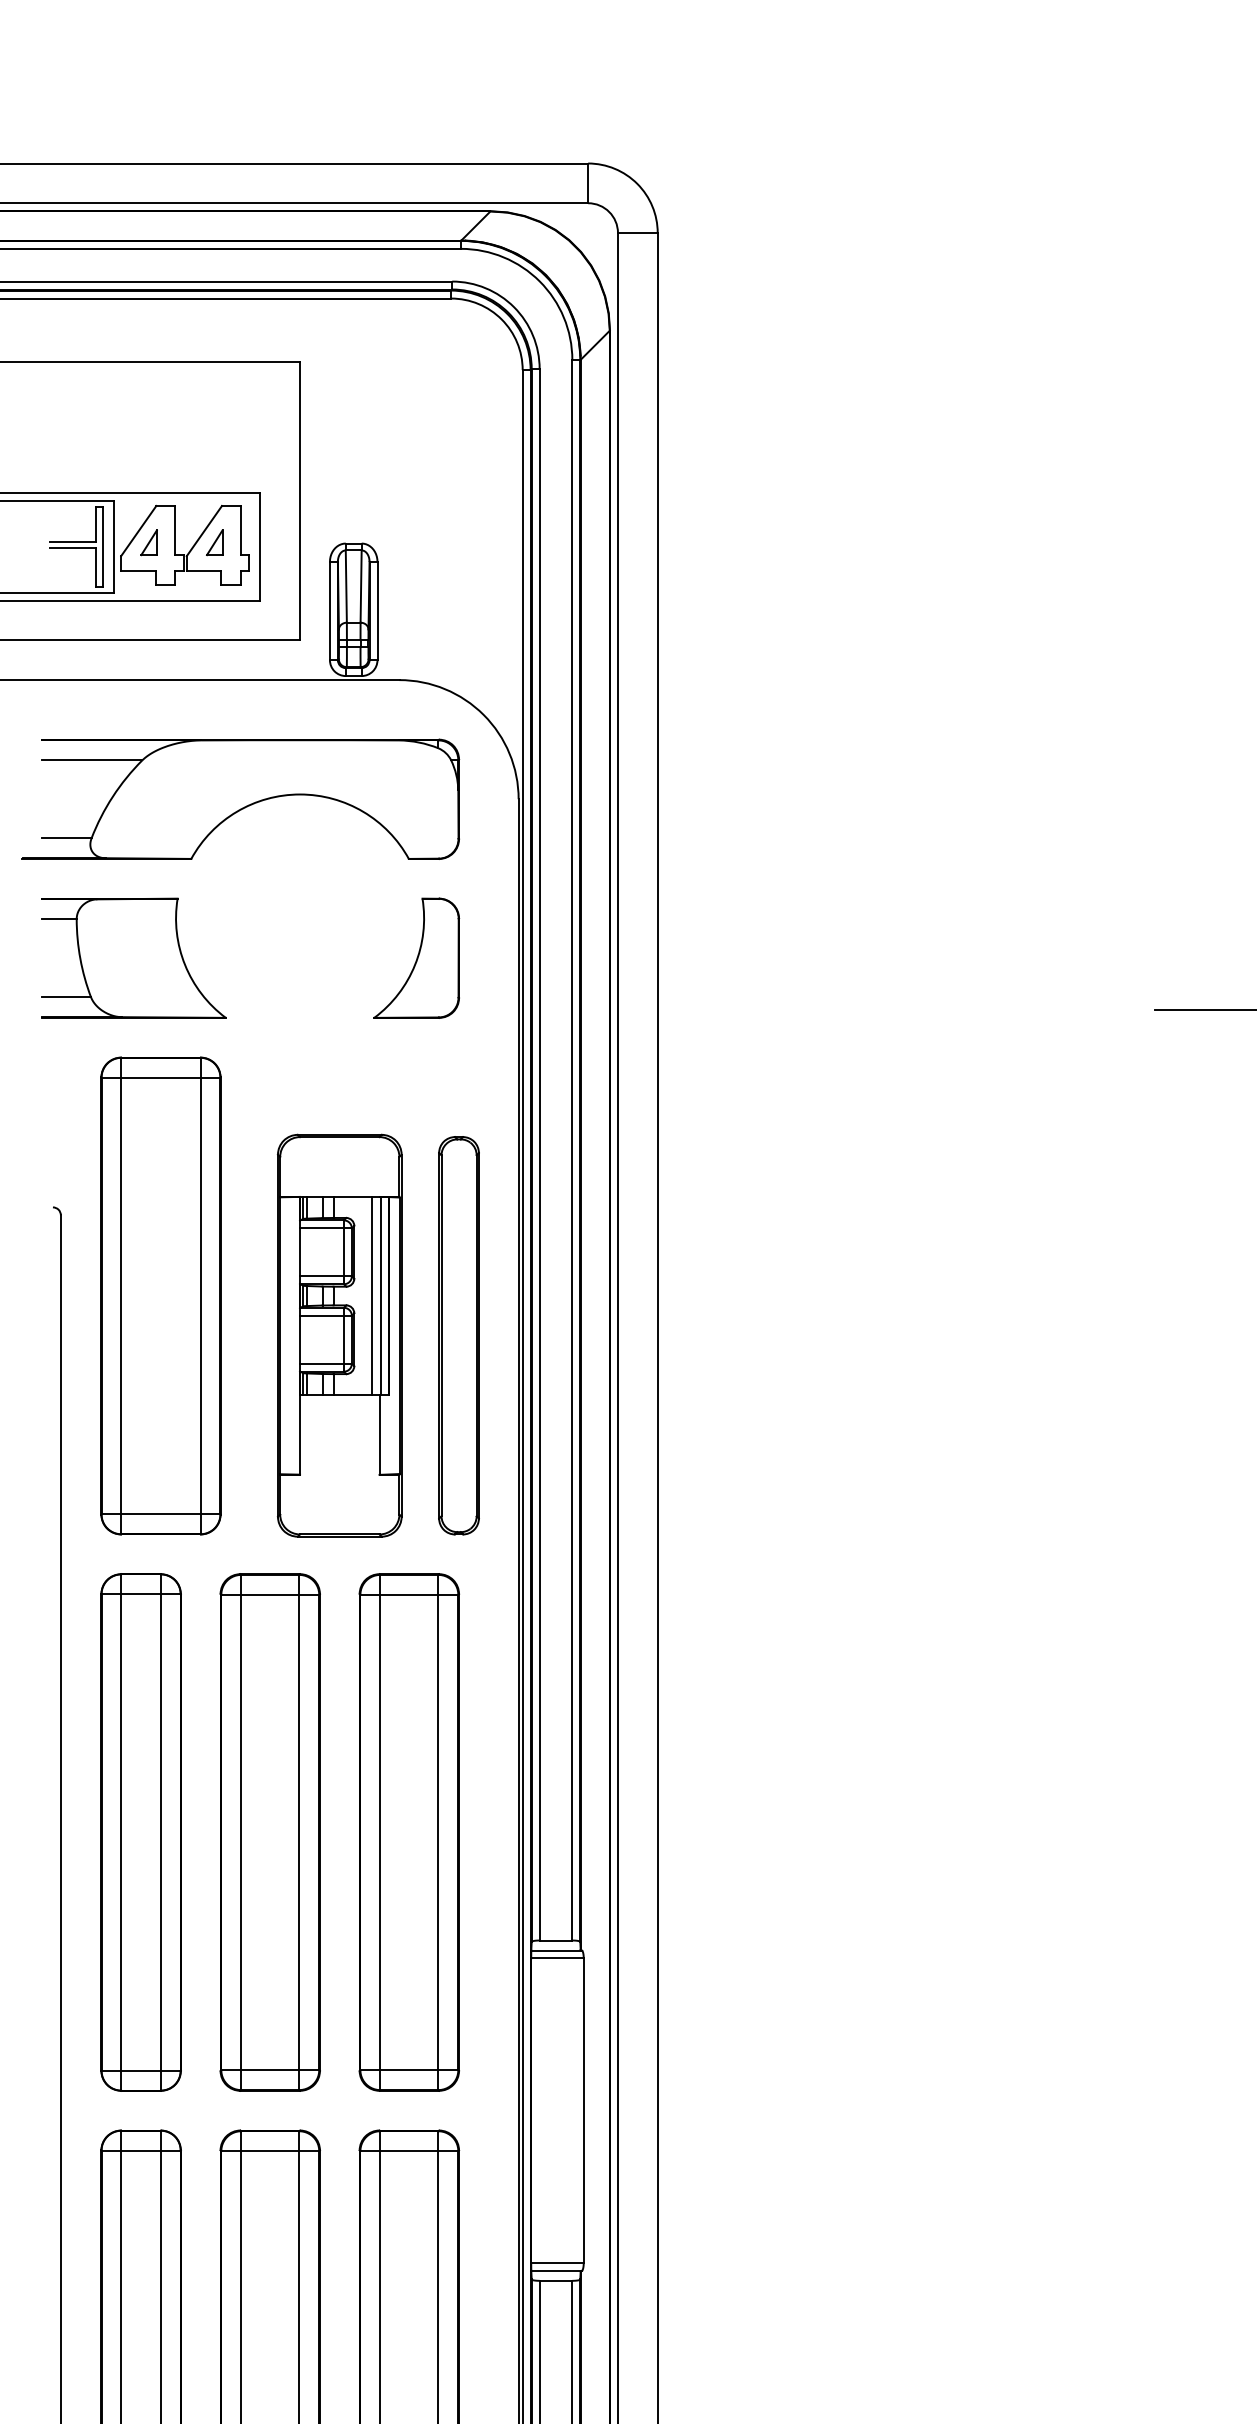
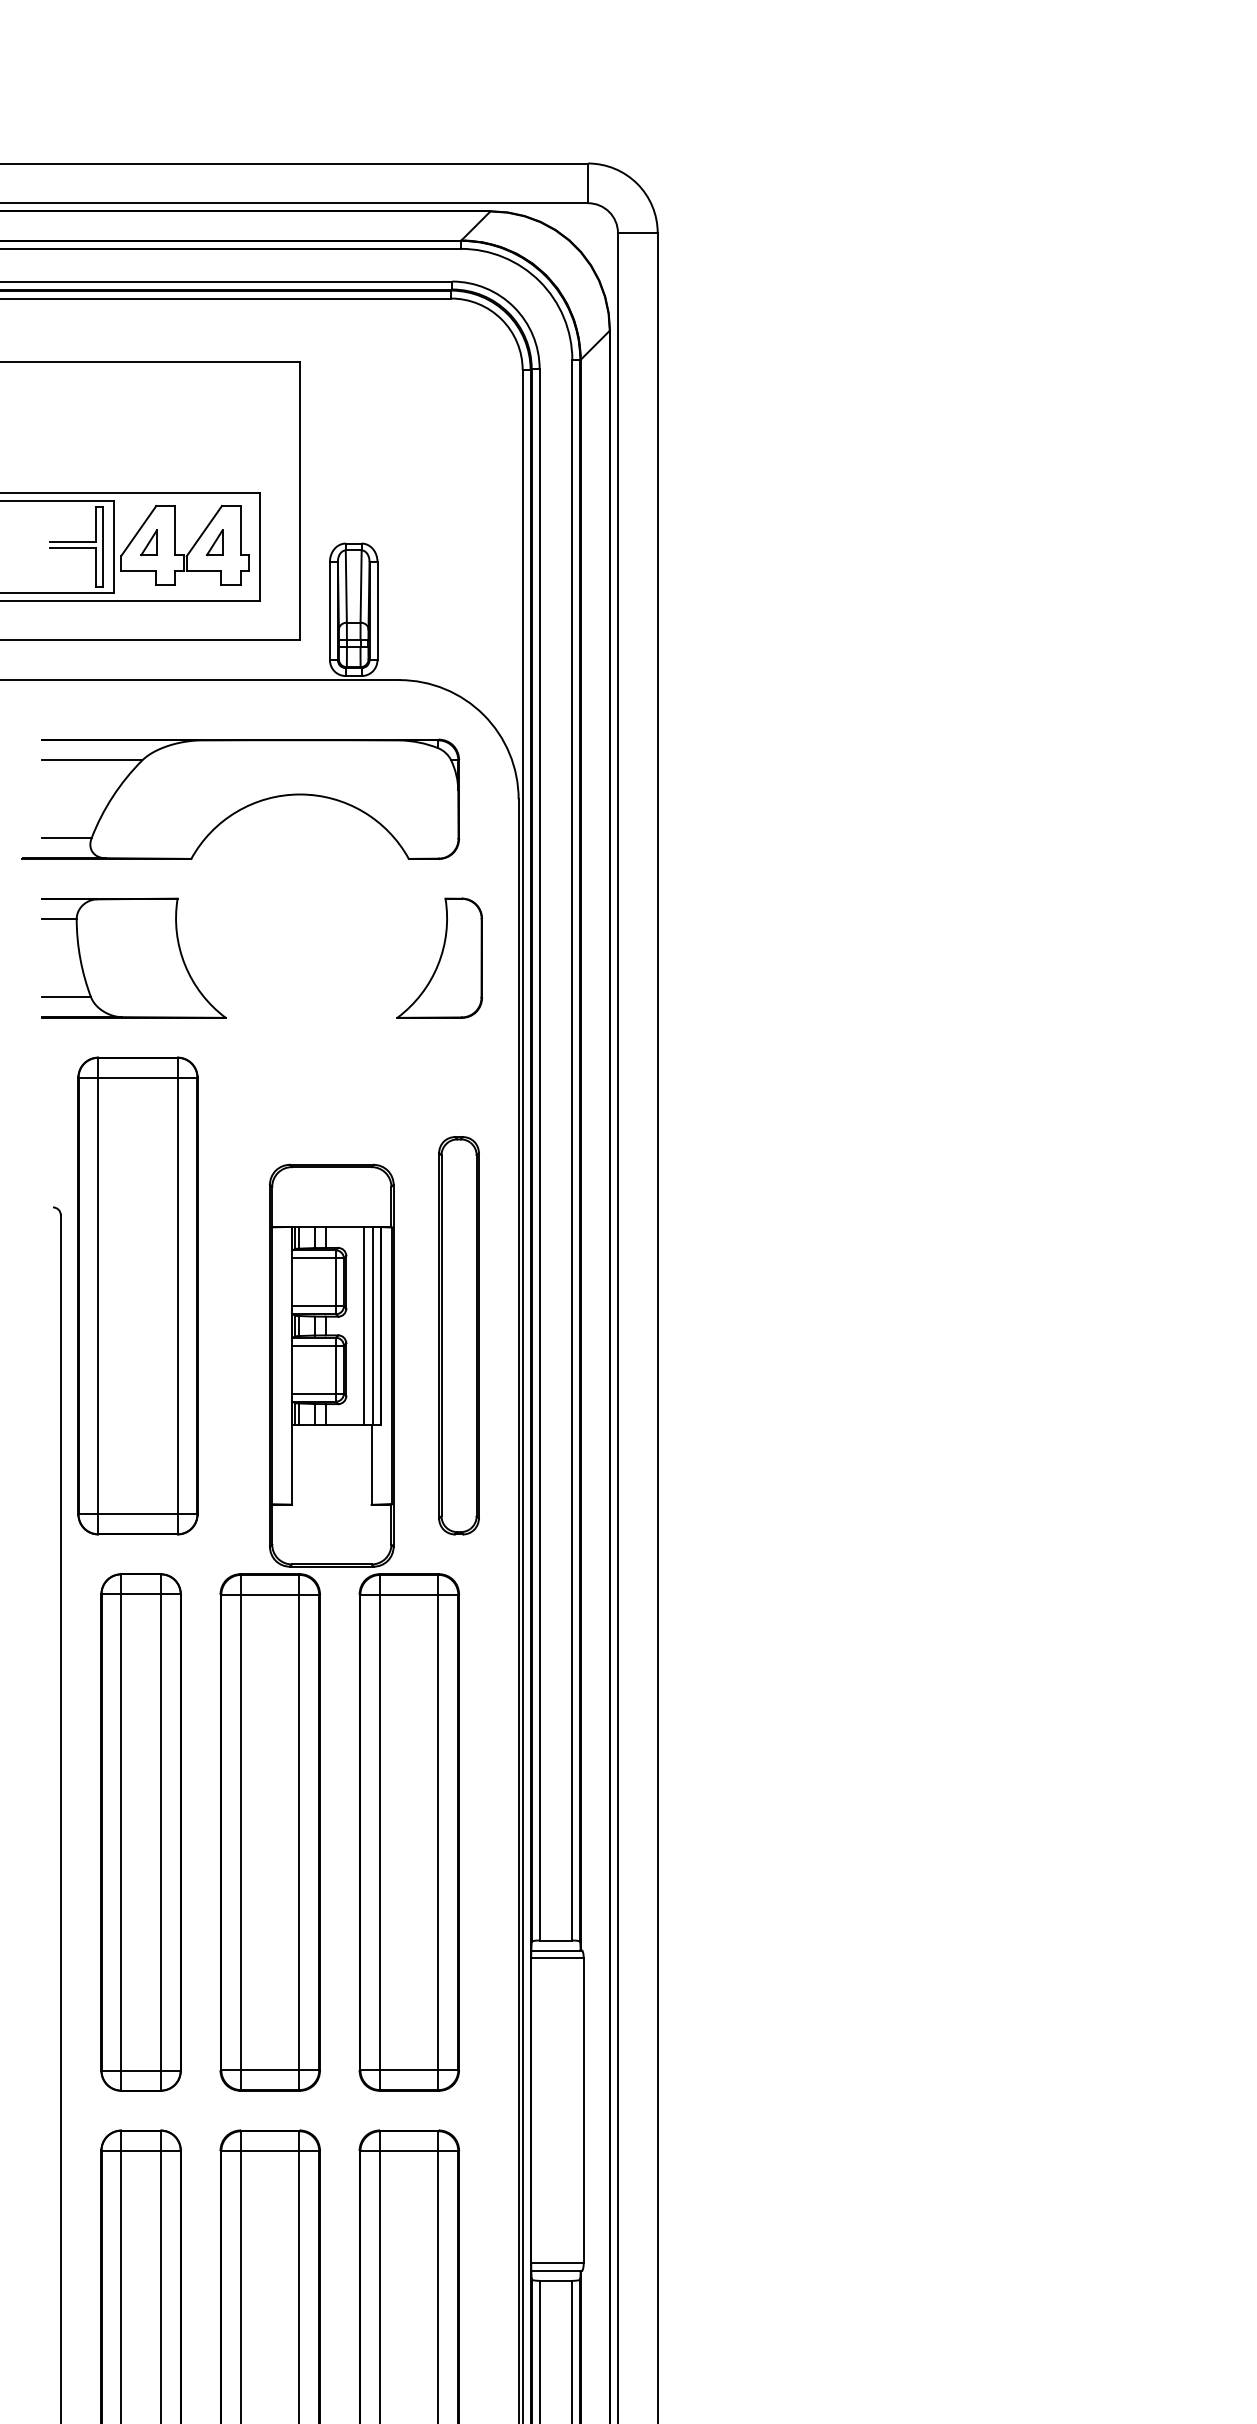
part position: (416, 957) -> (439, 957) (439, 957)
line: present -> none (1204, 1010)
part position: (160, 1295) -> (137, 1295) (137, 1295)
part position: (339, 1335) -> (331, 1365) (331, 1365)
